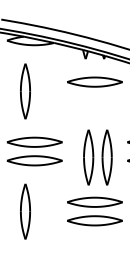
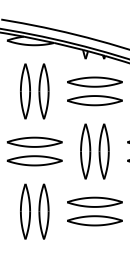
part: none -> present (43, 91)
part: none -> present (94, 100)
part position: (97, 157) -> (94, 151) (94, 151)
part: none -> present (43, 211)
